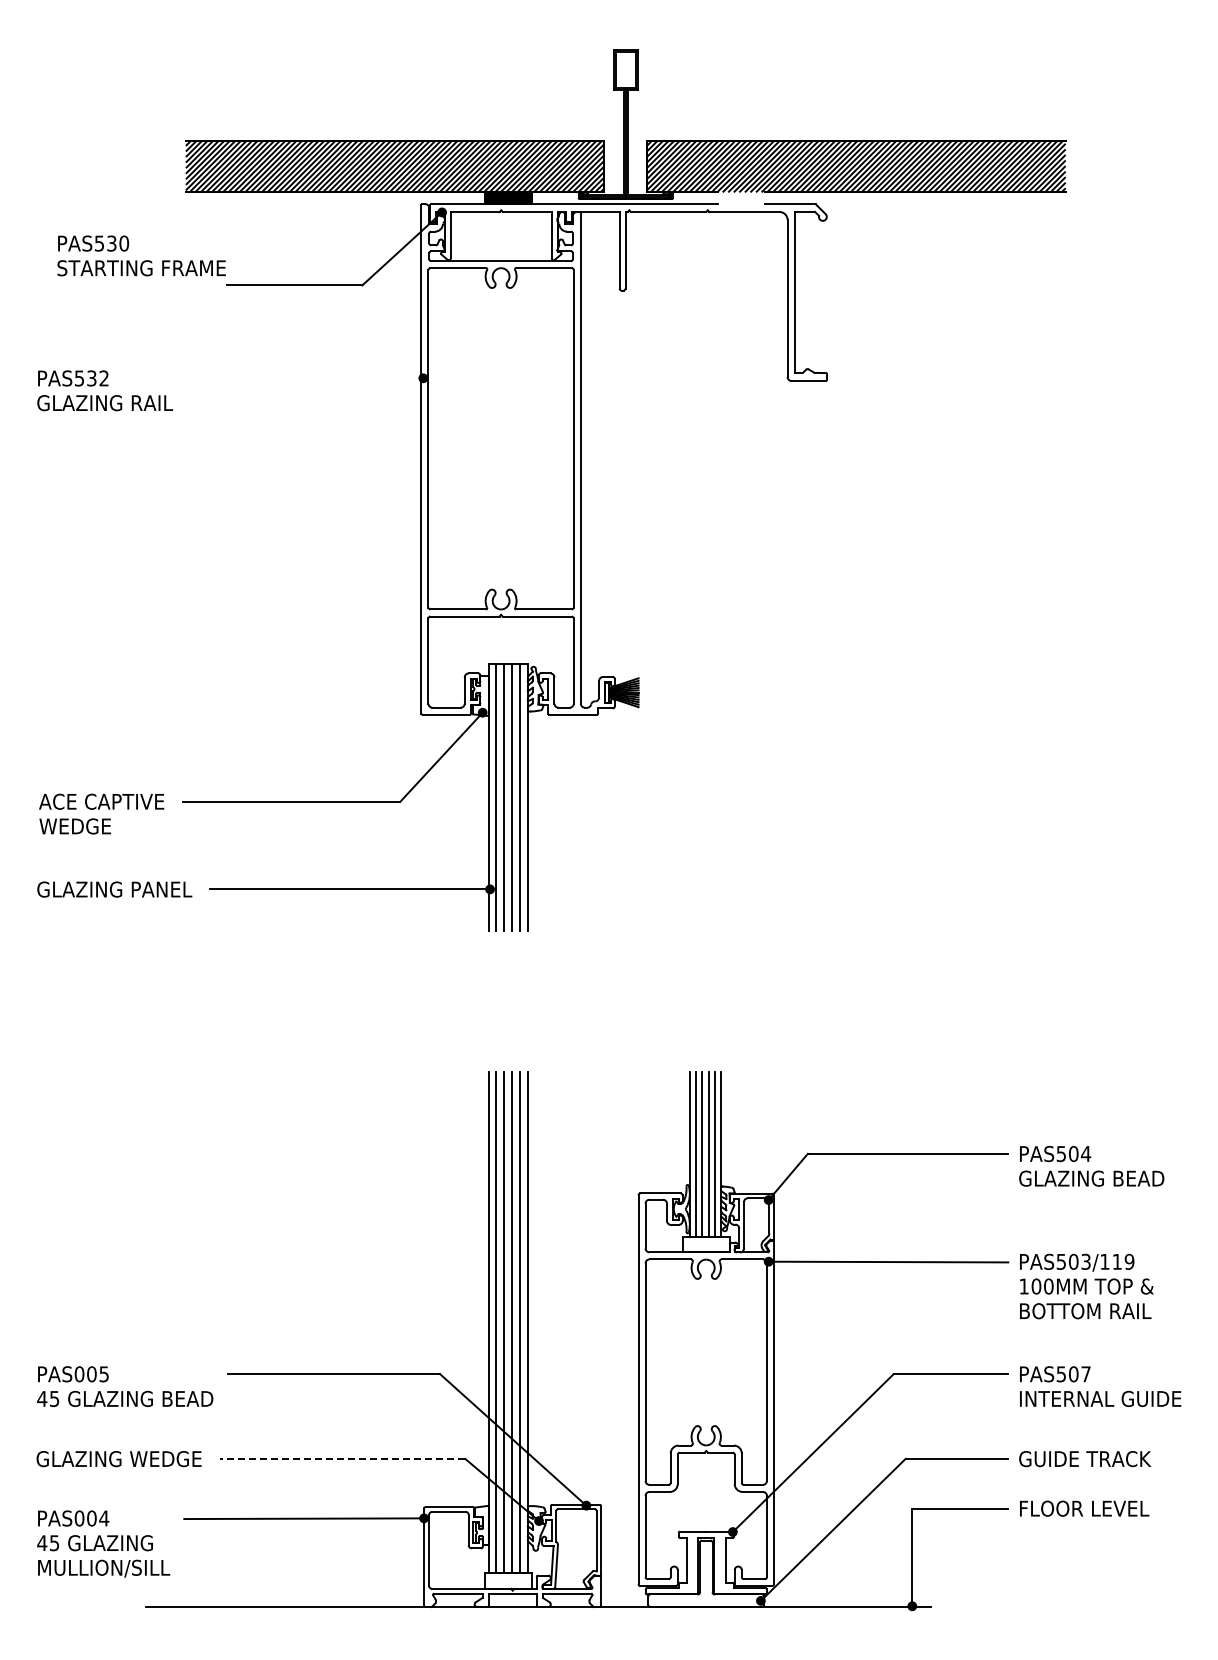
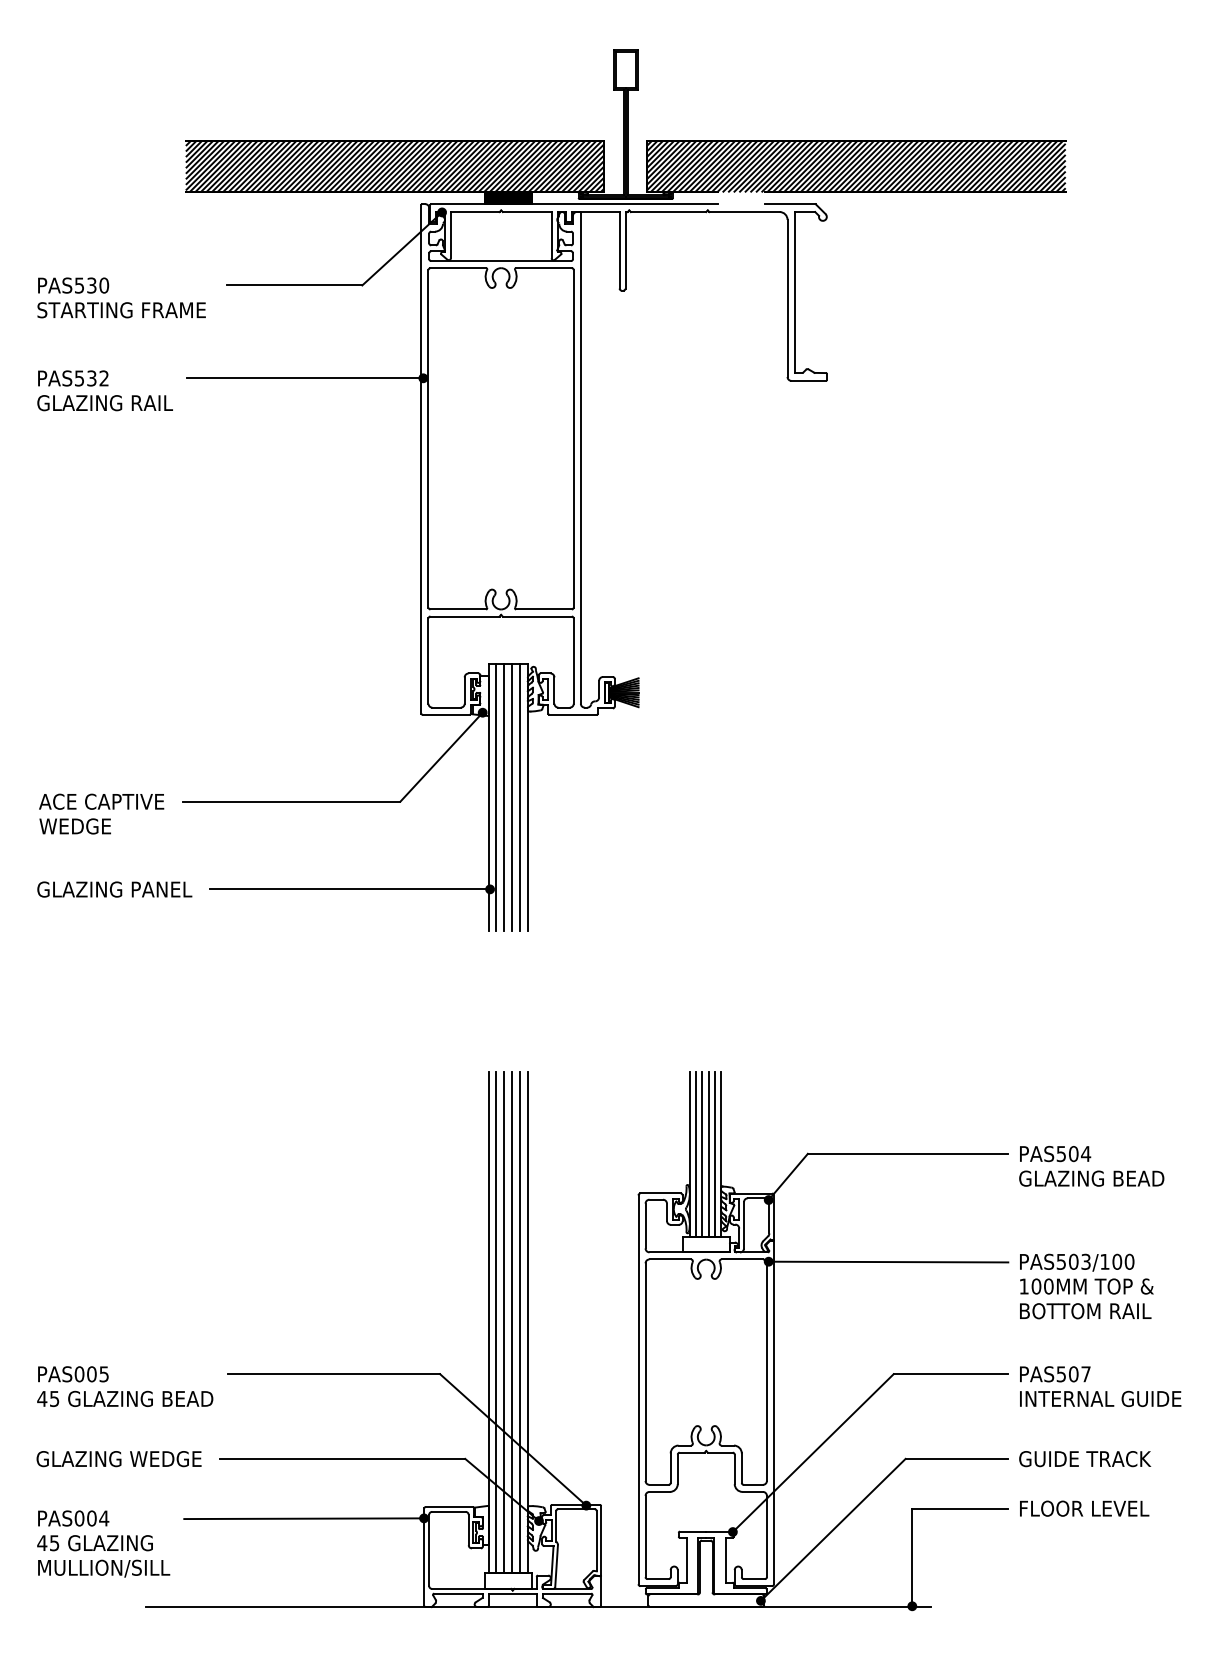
text position: (141, 255) -> (121, 297) (121, 297)
line: none -> present (304, 378)
text: PAS503/119 -> PAS503/100 (1123, 1261)
line: dashed -> solid (342, 1458)
